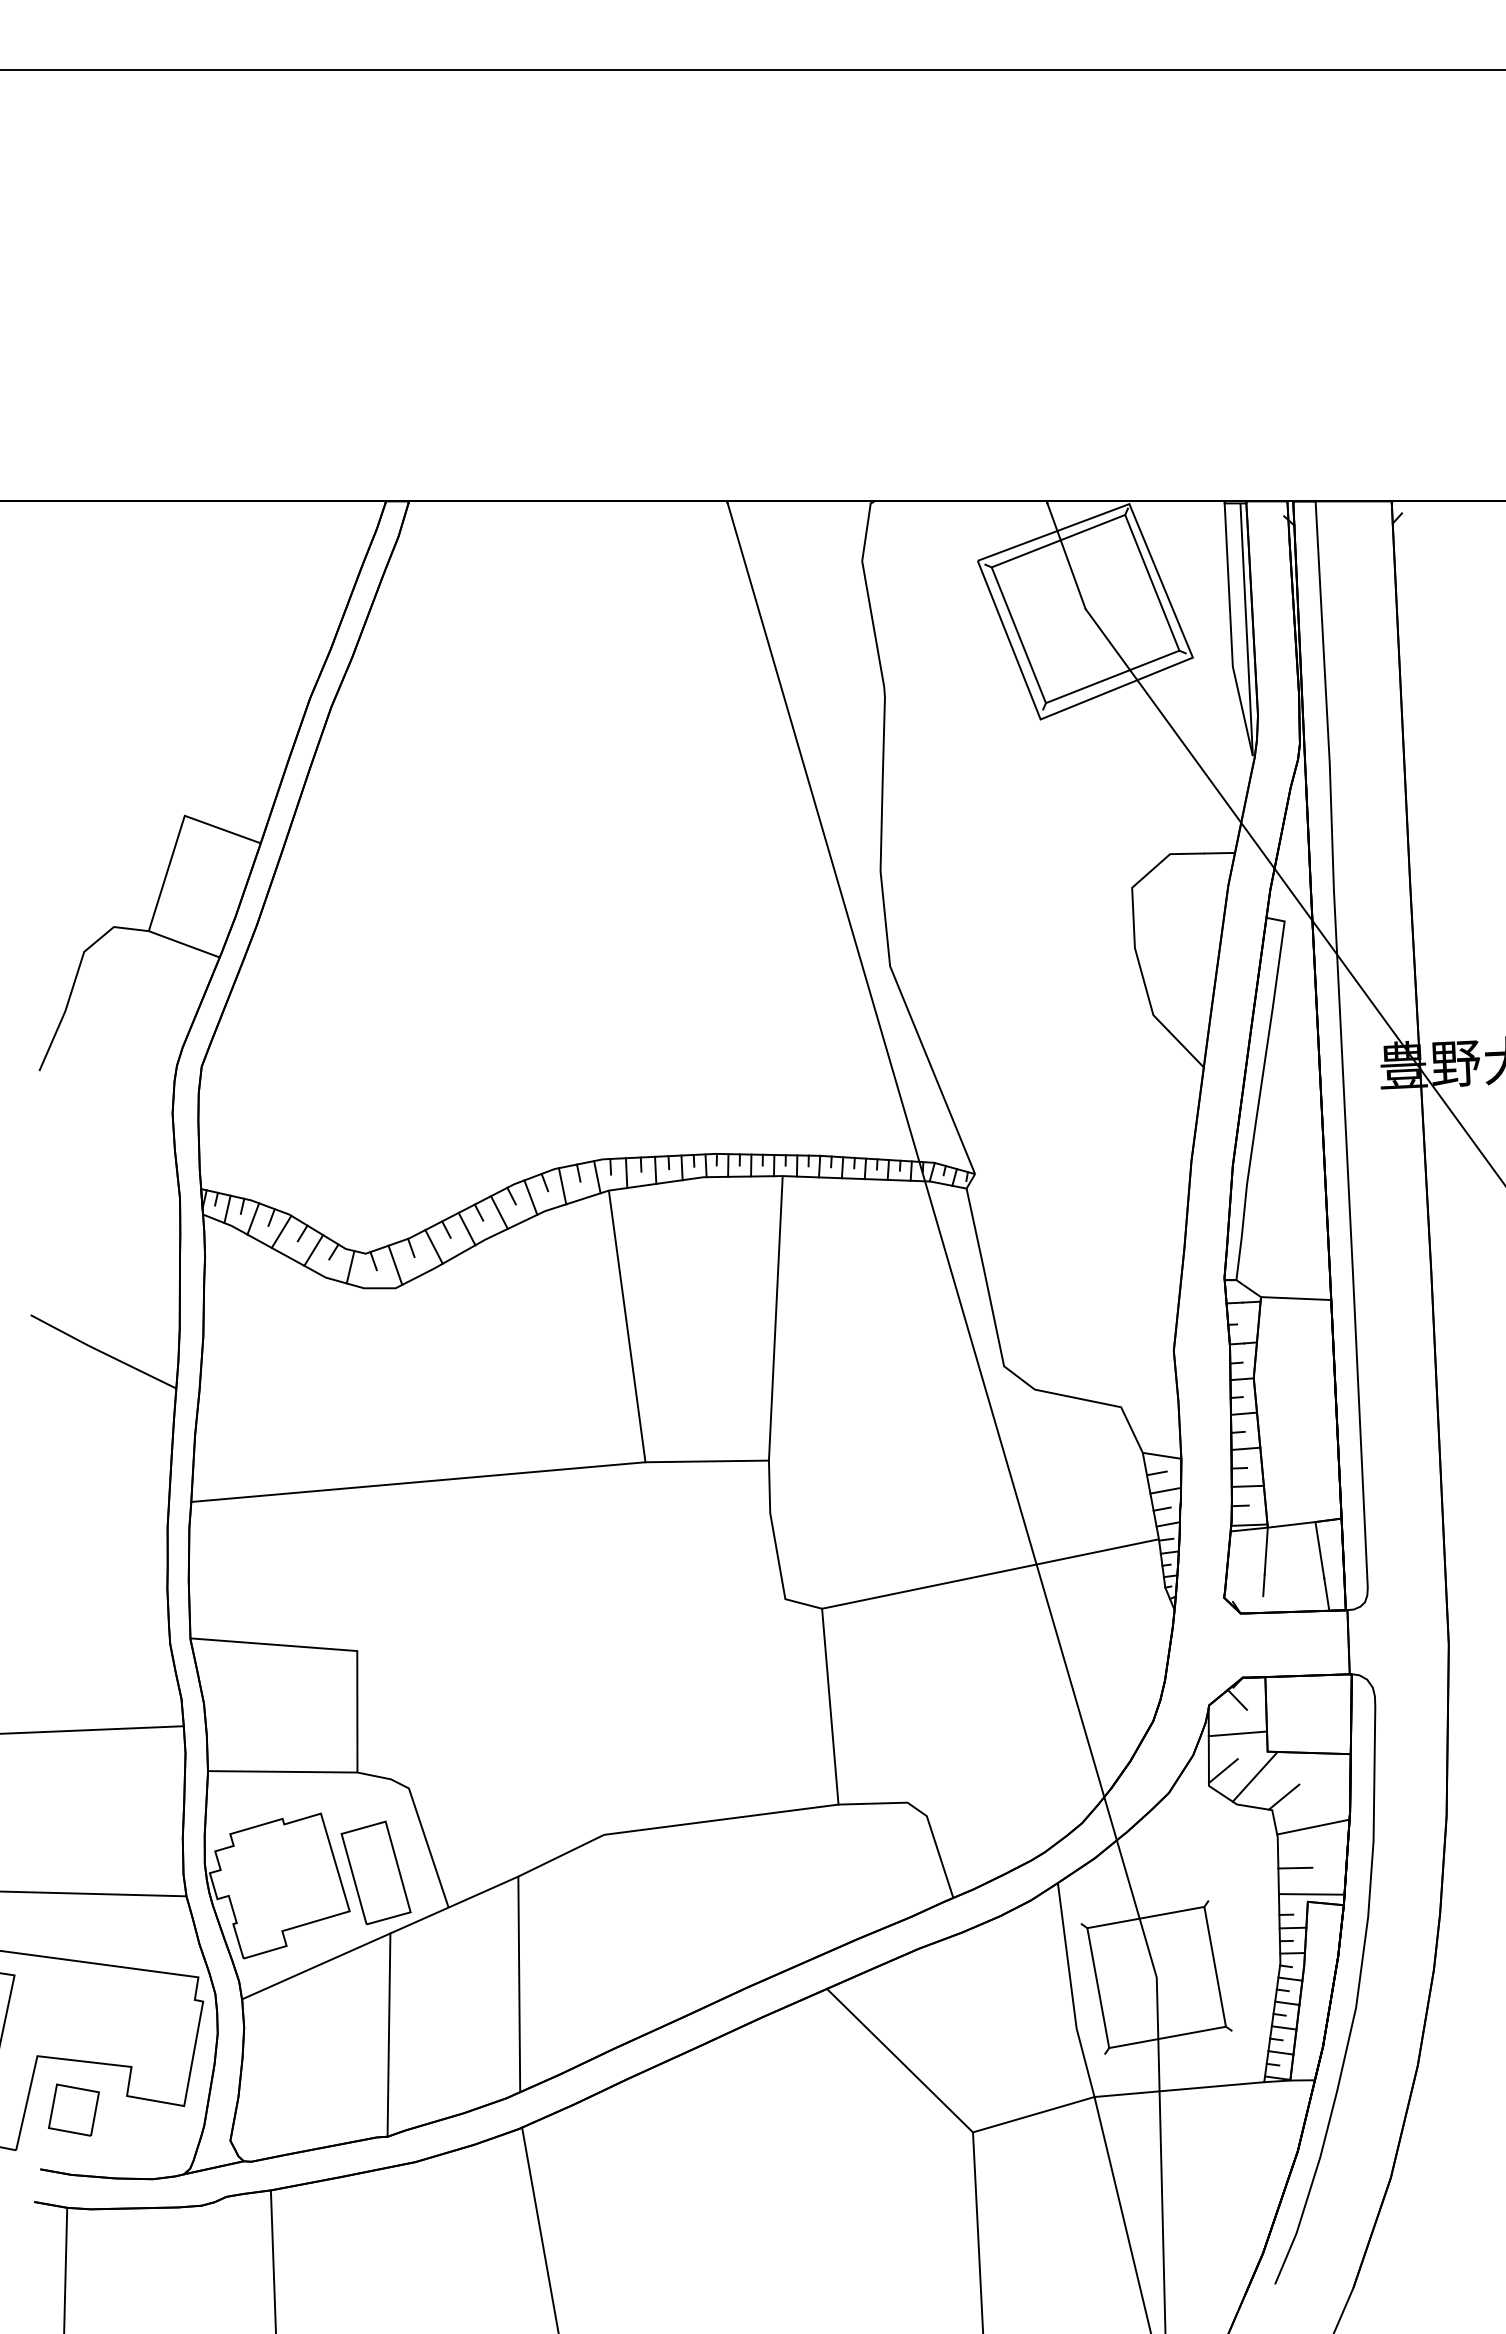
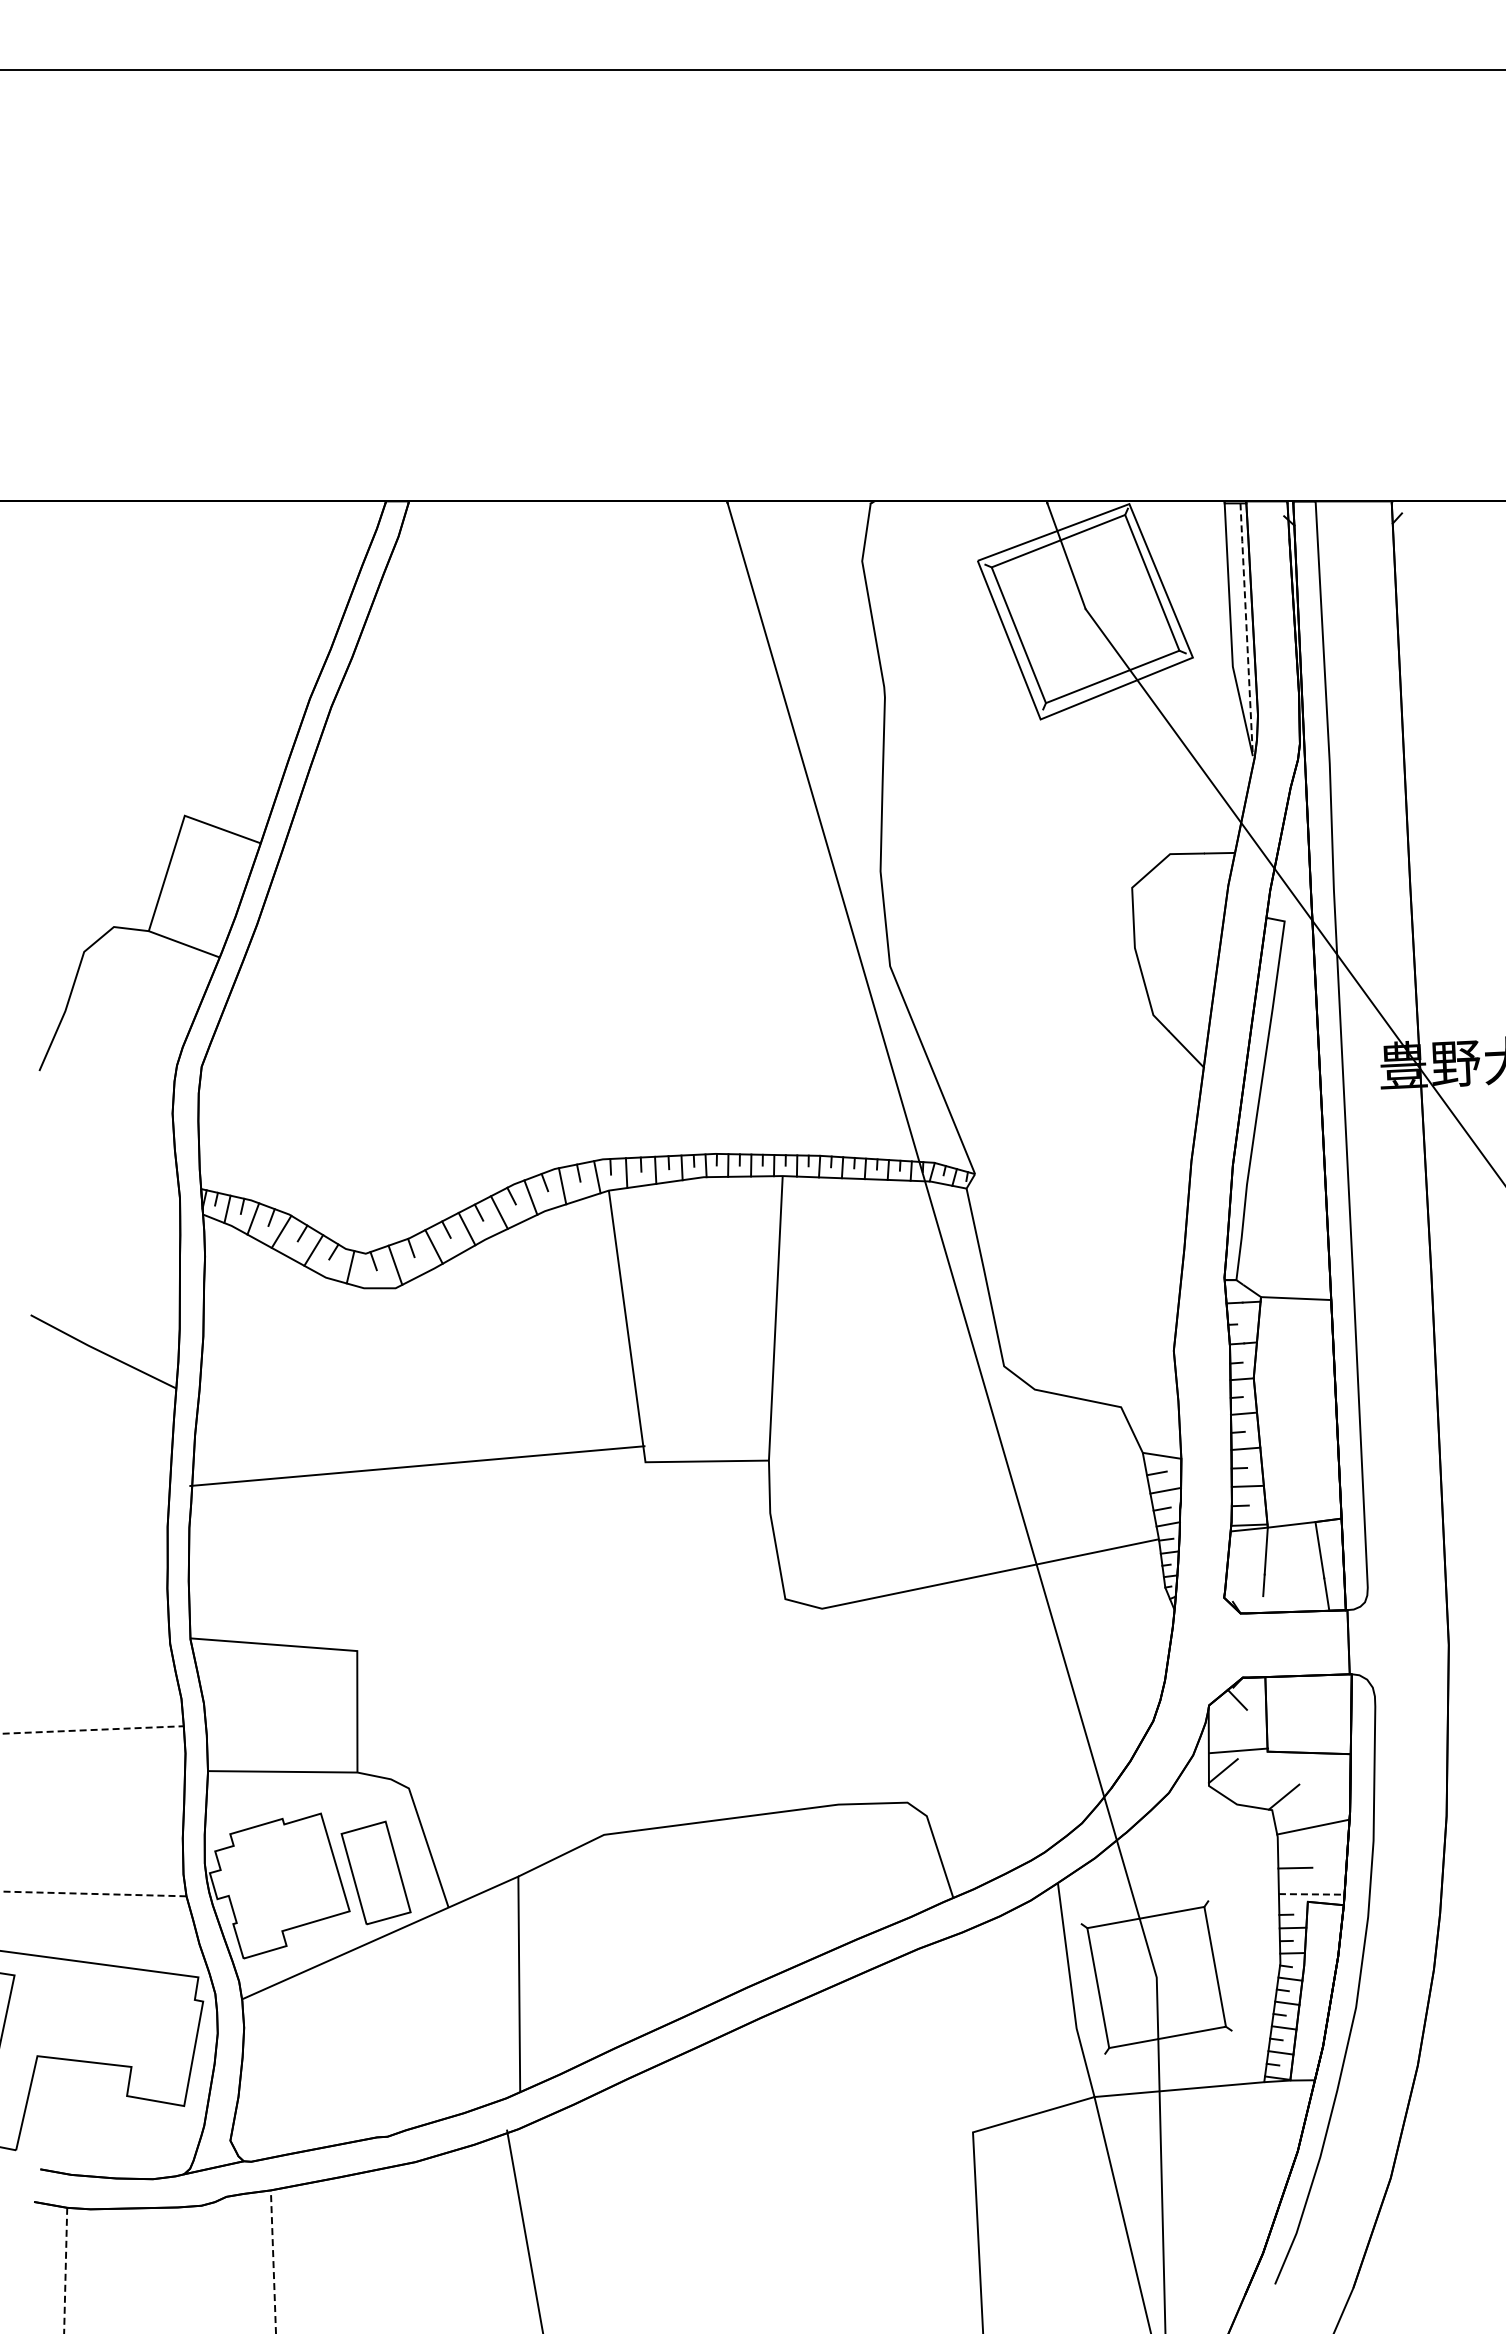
line: solid -> dashed (1246, 629)
line position: (418, 1481) -> (417, 1465) (417, 1465)
line: present -> none (830, 1706)
line position: (1237, 1733) -> (1238, 1750) (1238, 1750)
line: present -> none (1254, 1776)
line: solid -> dashed (1, 1891)
line: solid -> dashed (1311, 1894)
line: present -> none (388, 2034)
line: present -> none (899, 2060)
part: present -> none (73, 2109)
line position: (540, 2228) -> (524, 2230) (524, 2230)
line: solid -> dashed (275, 2324)
